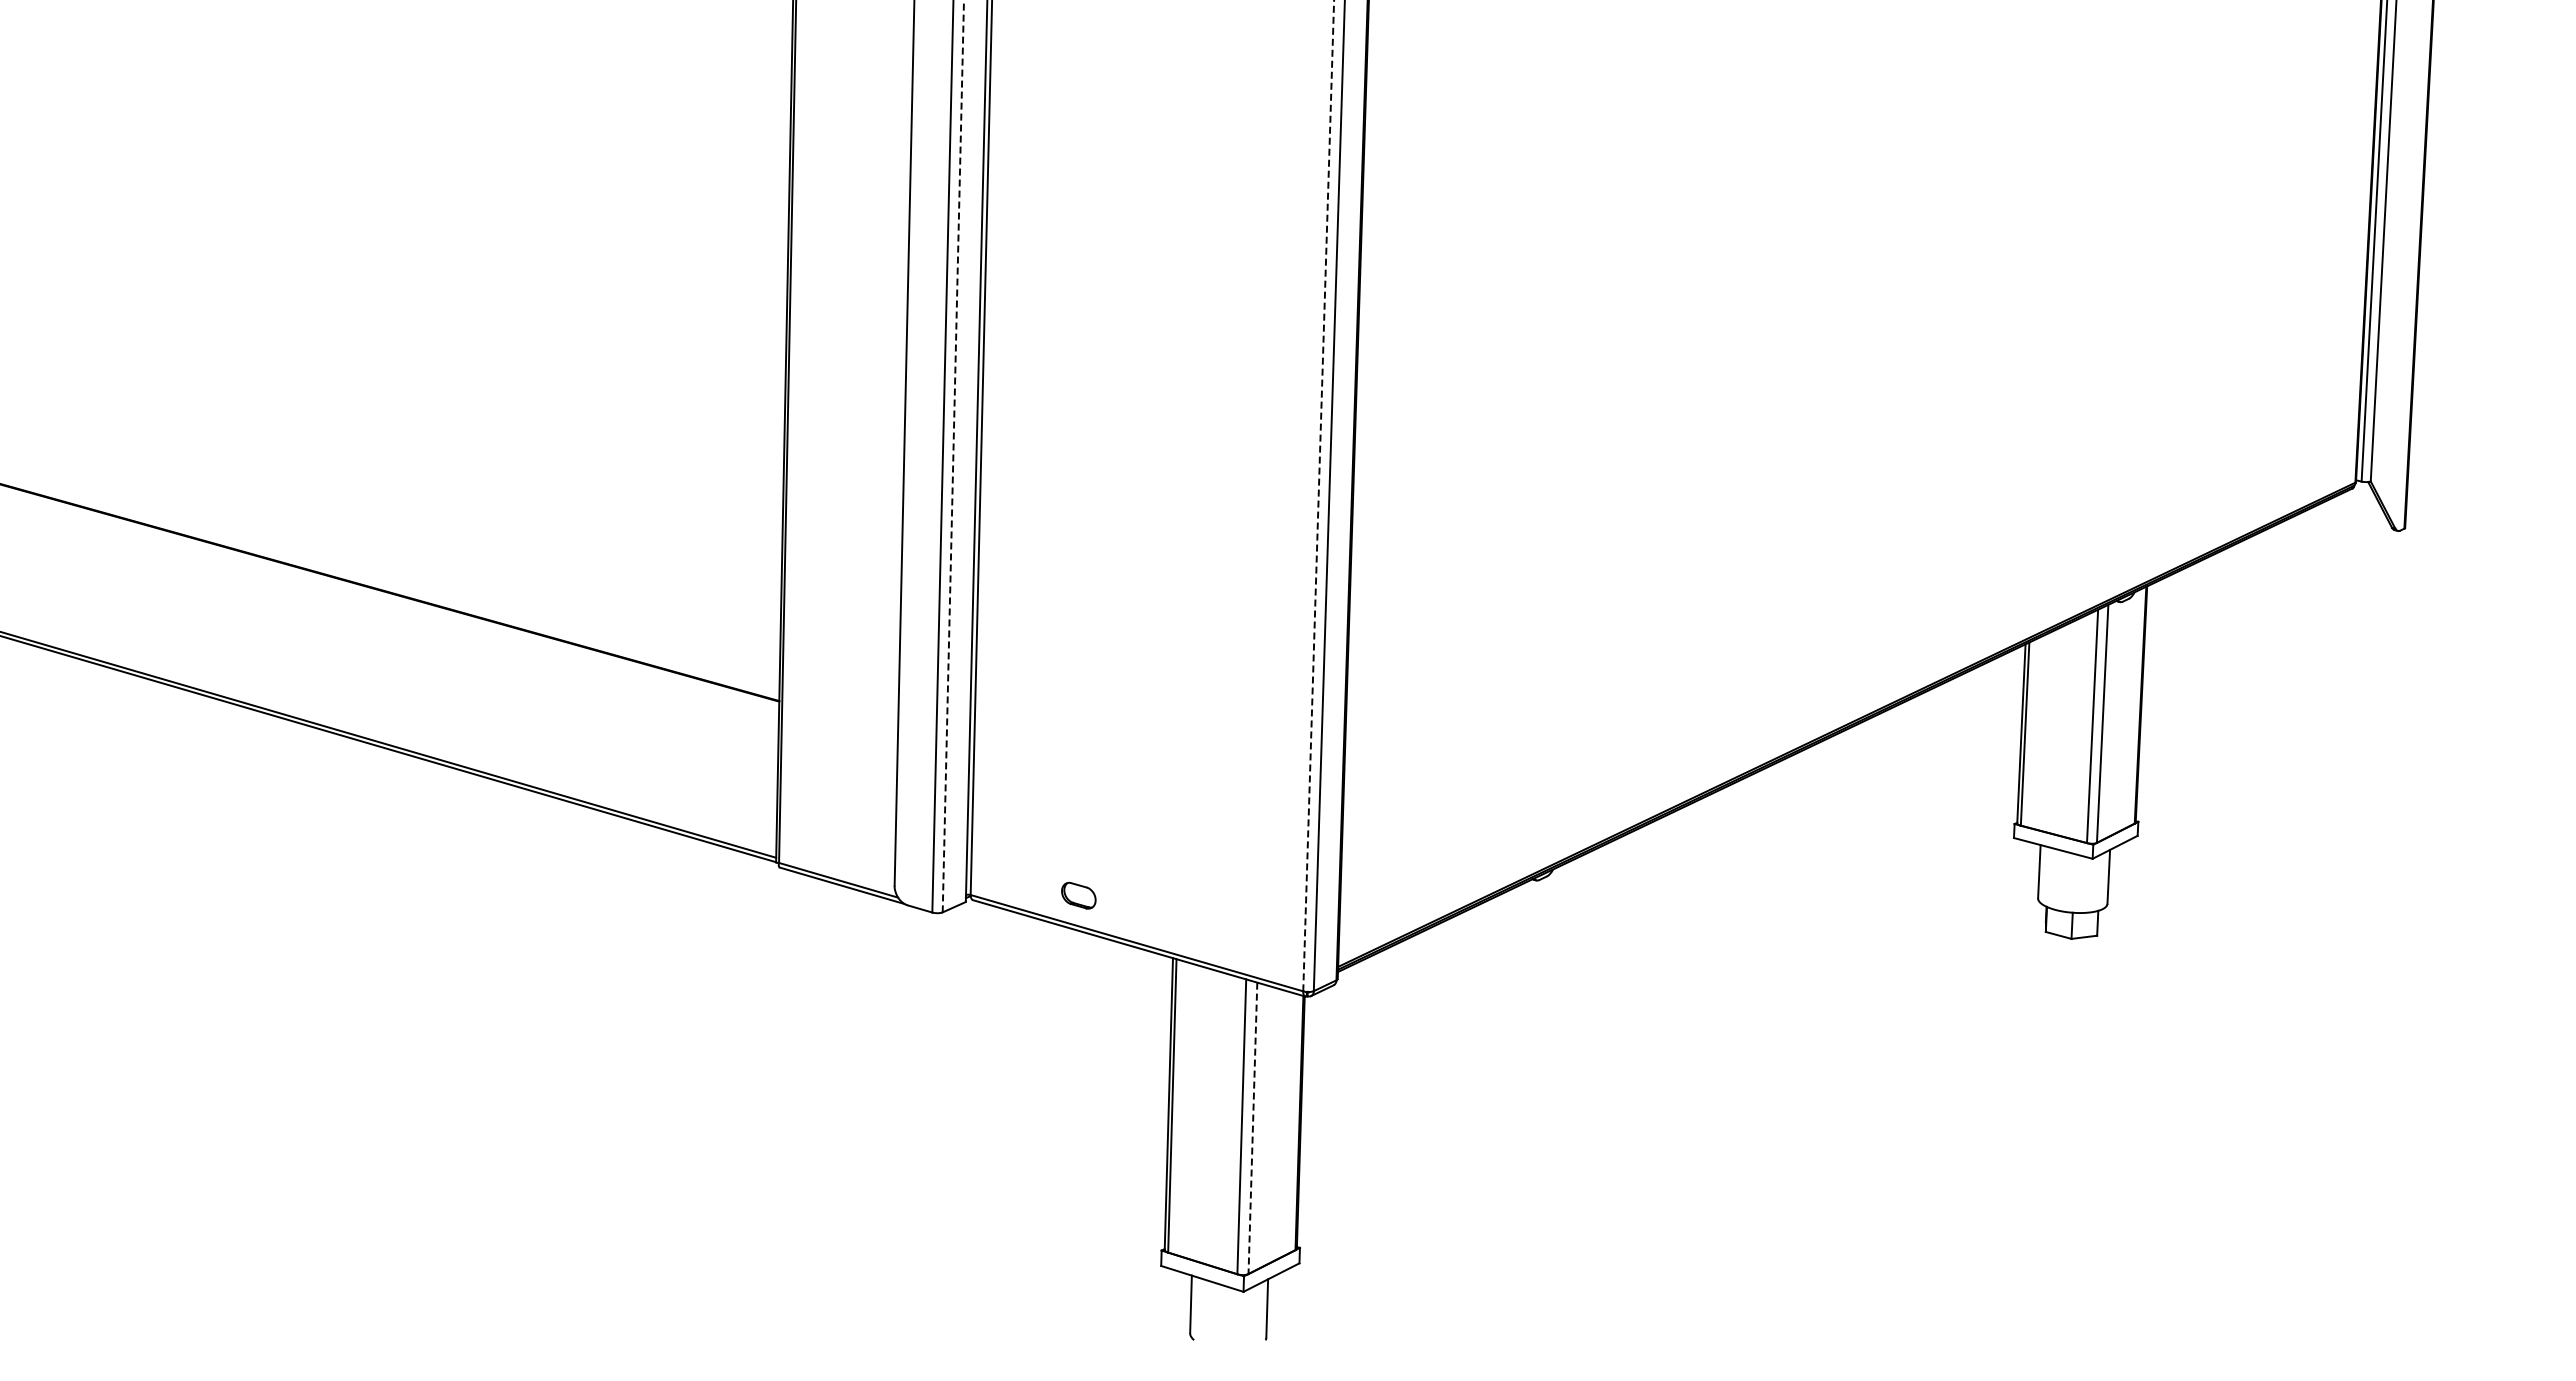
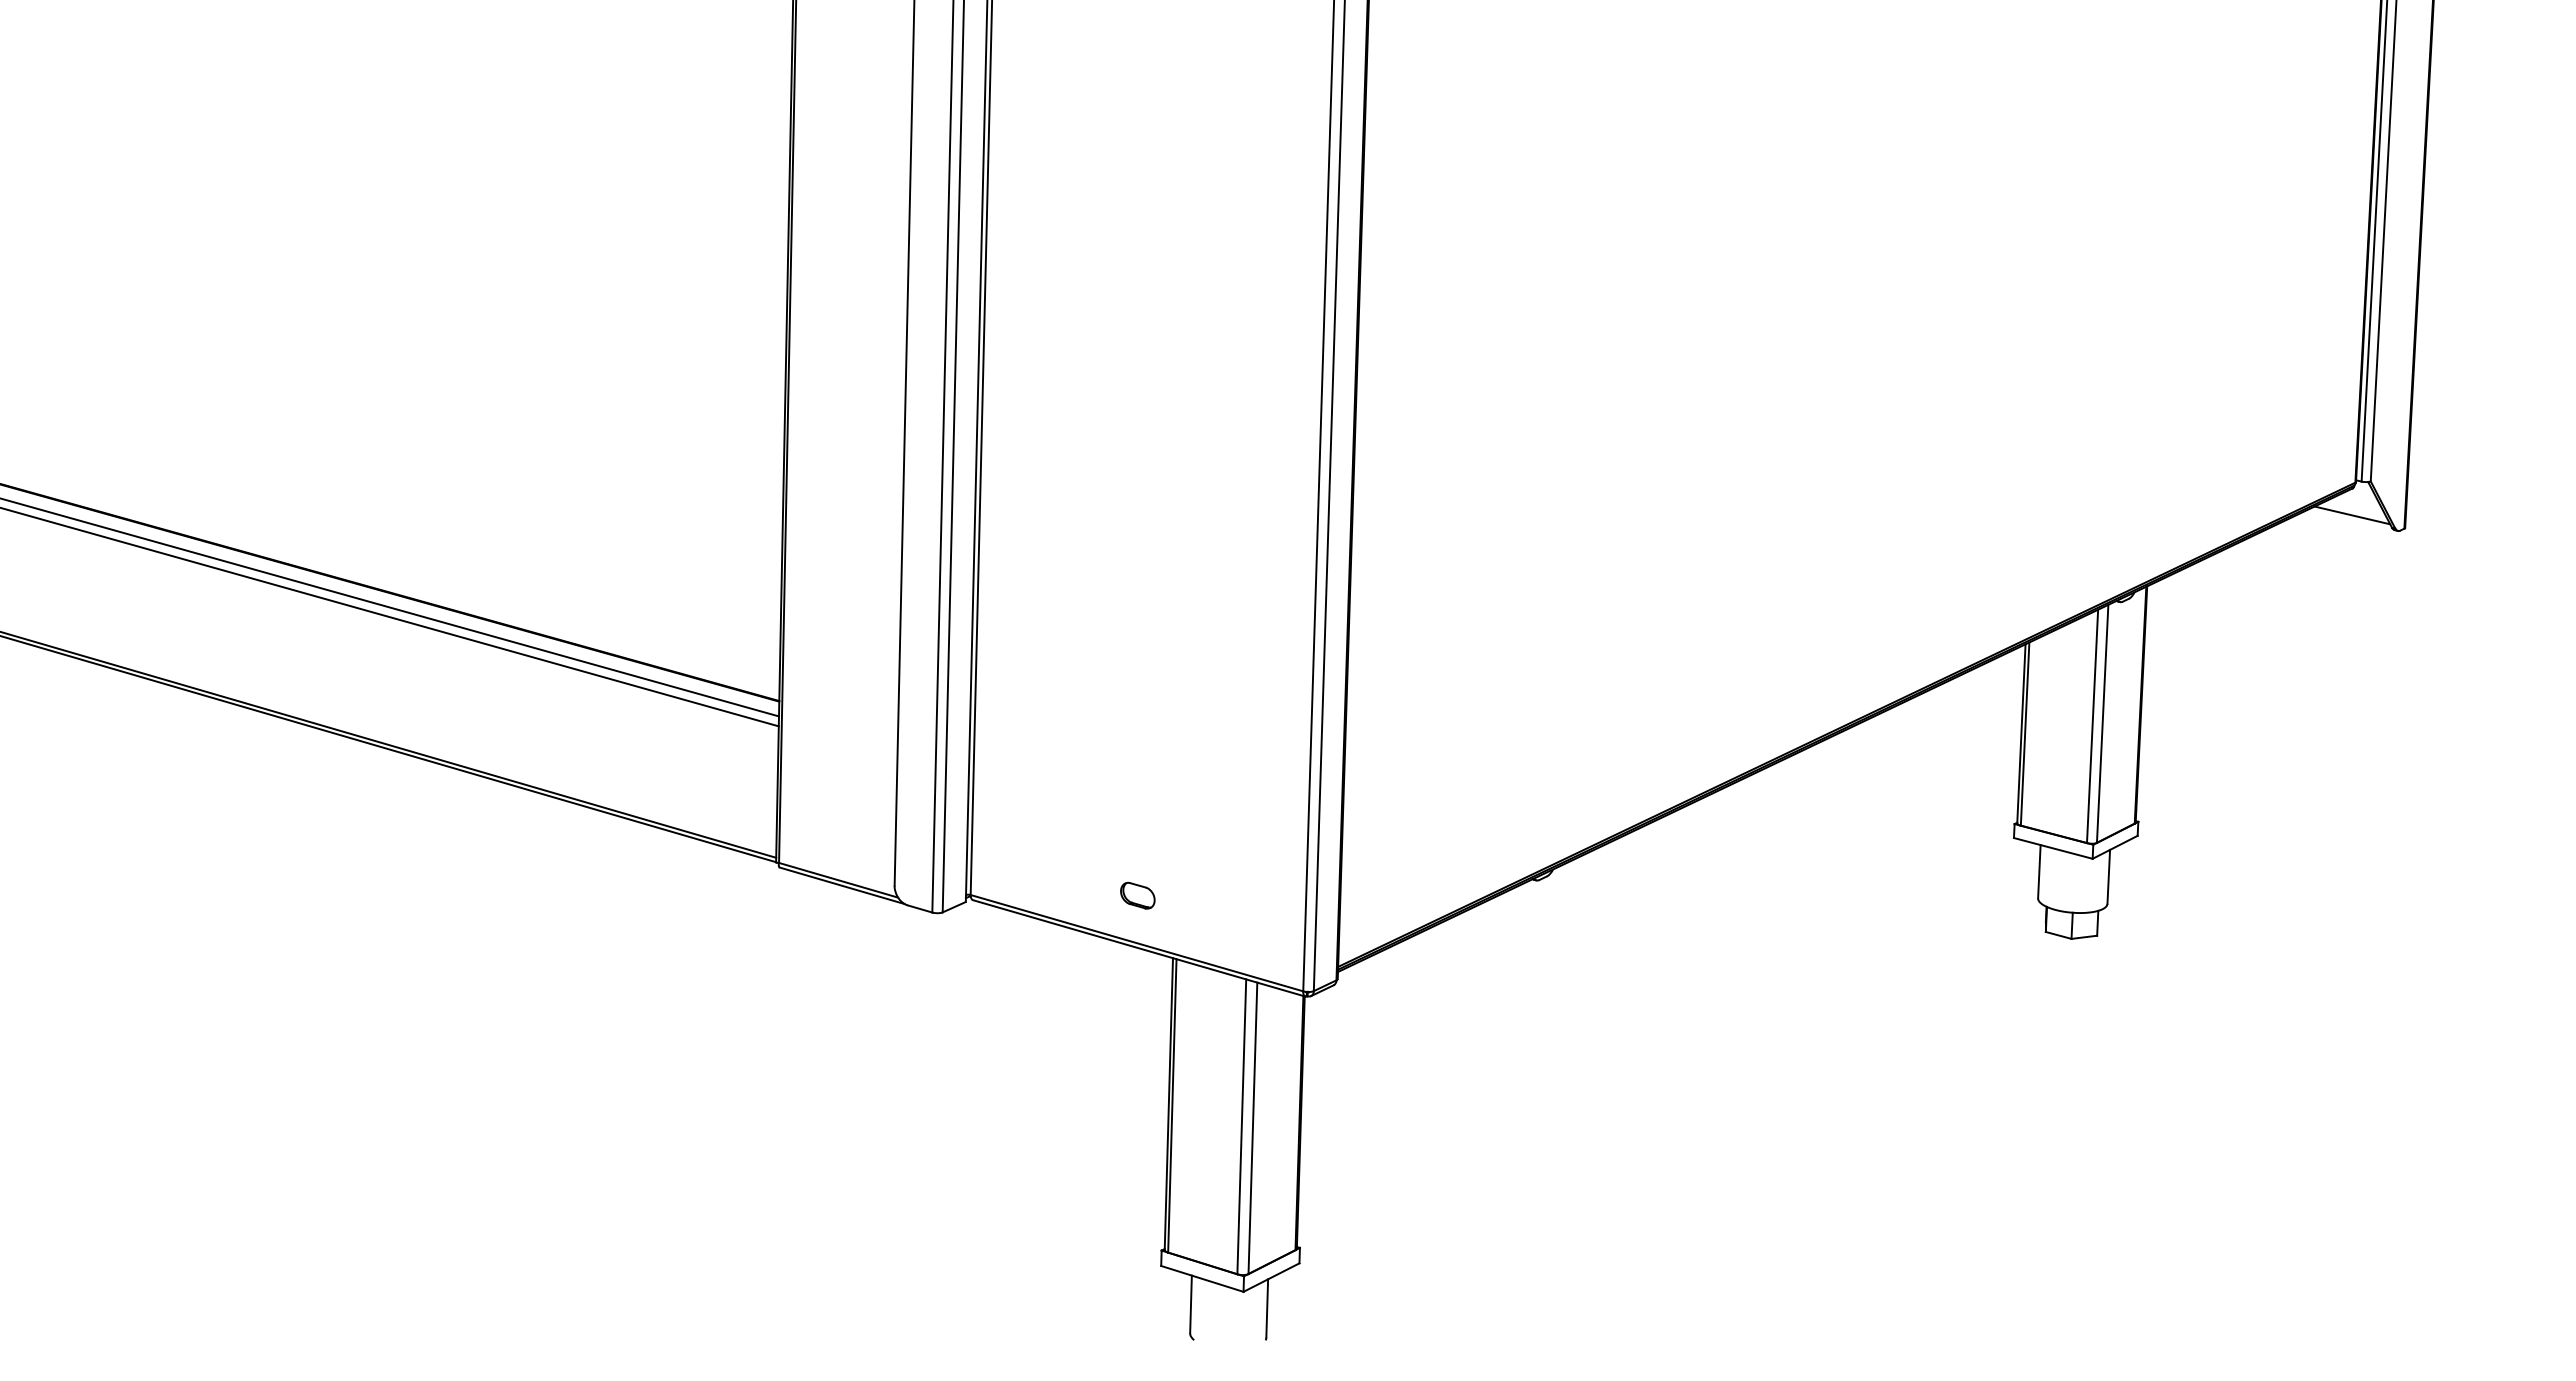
line: dashed -> solid (953, 456)
line: dashed -> solid (1318, 495)
line: none -> present (2352, 515)
line: none -> present (390, 607)
line: none -> present (390, 617)
part position: (1078, 895) -> (1137, 895) (1137, 895)
line: dashed -> solid (1252, 1128)
